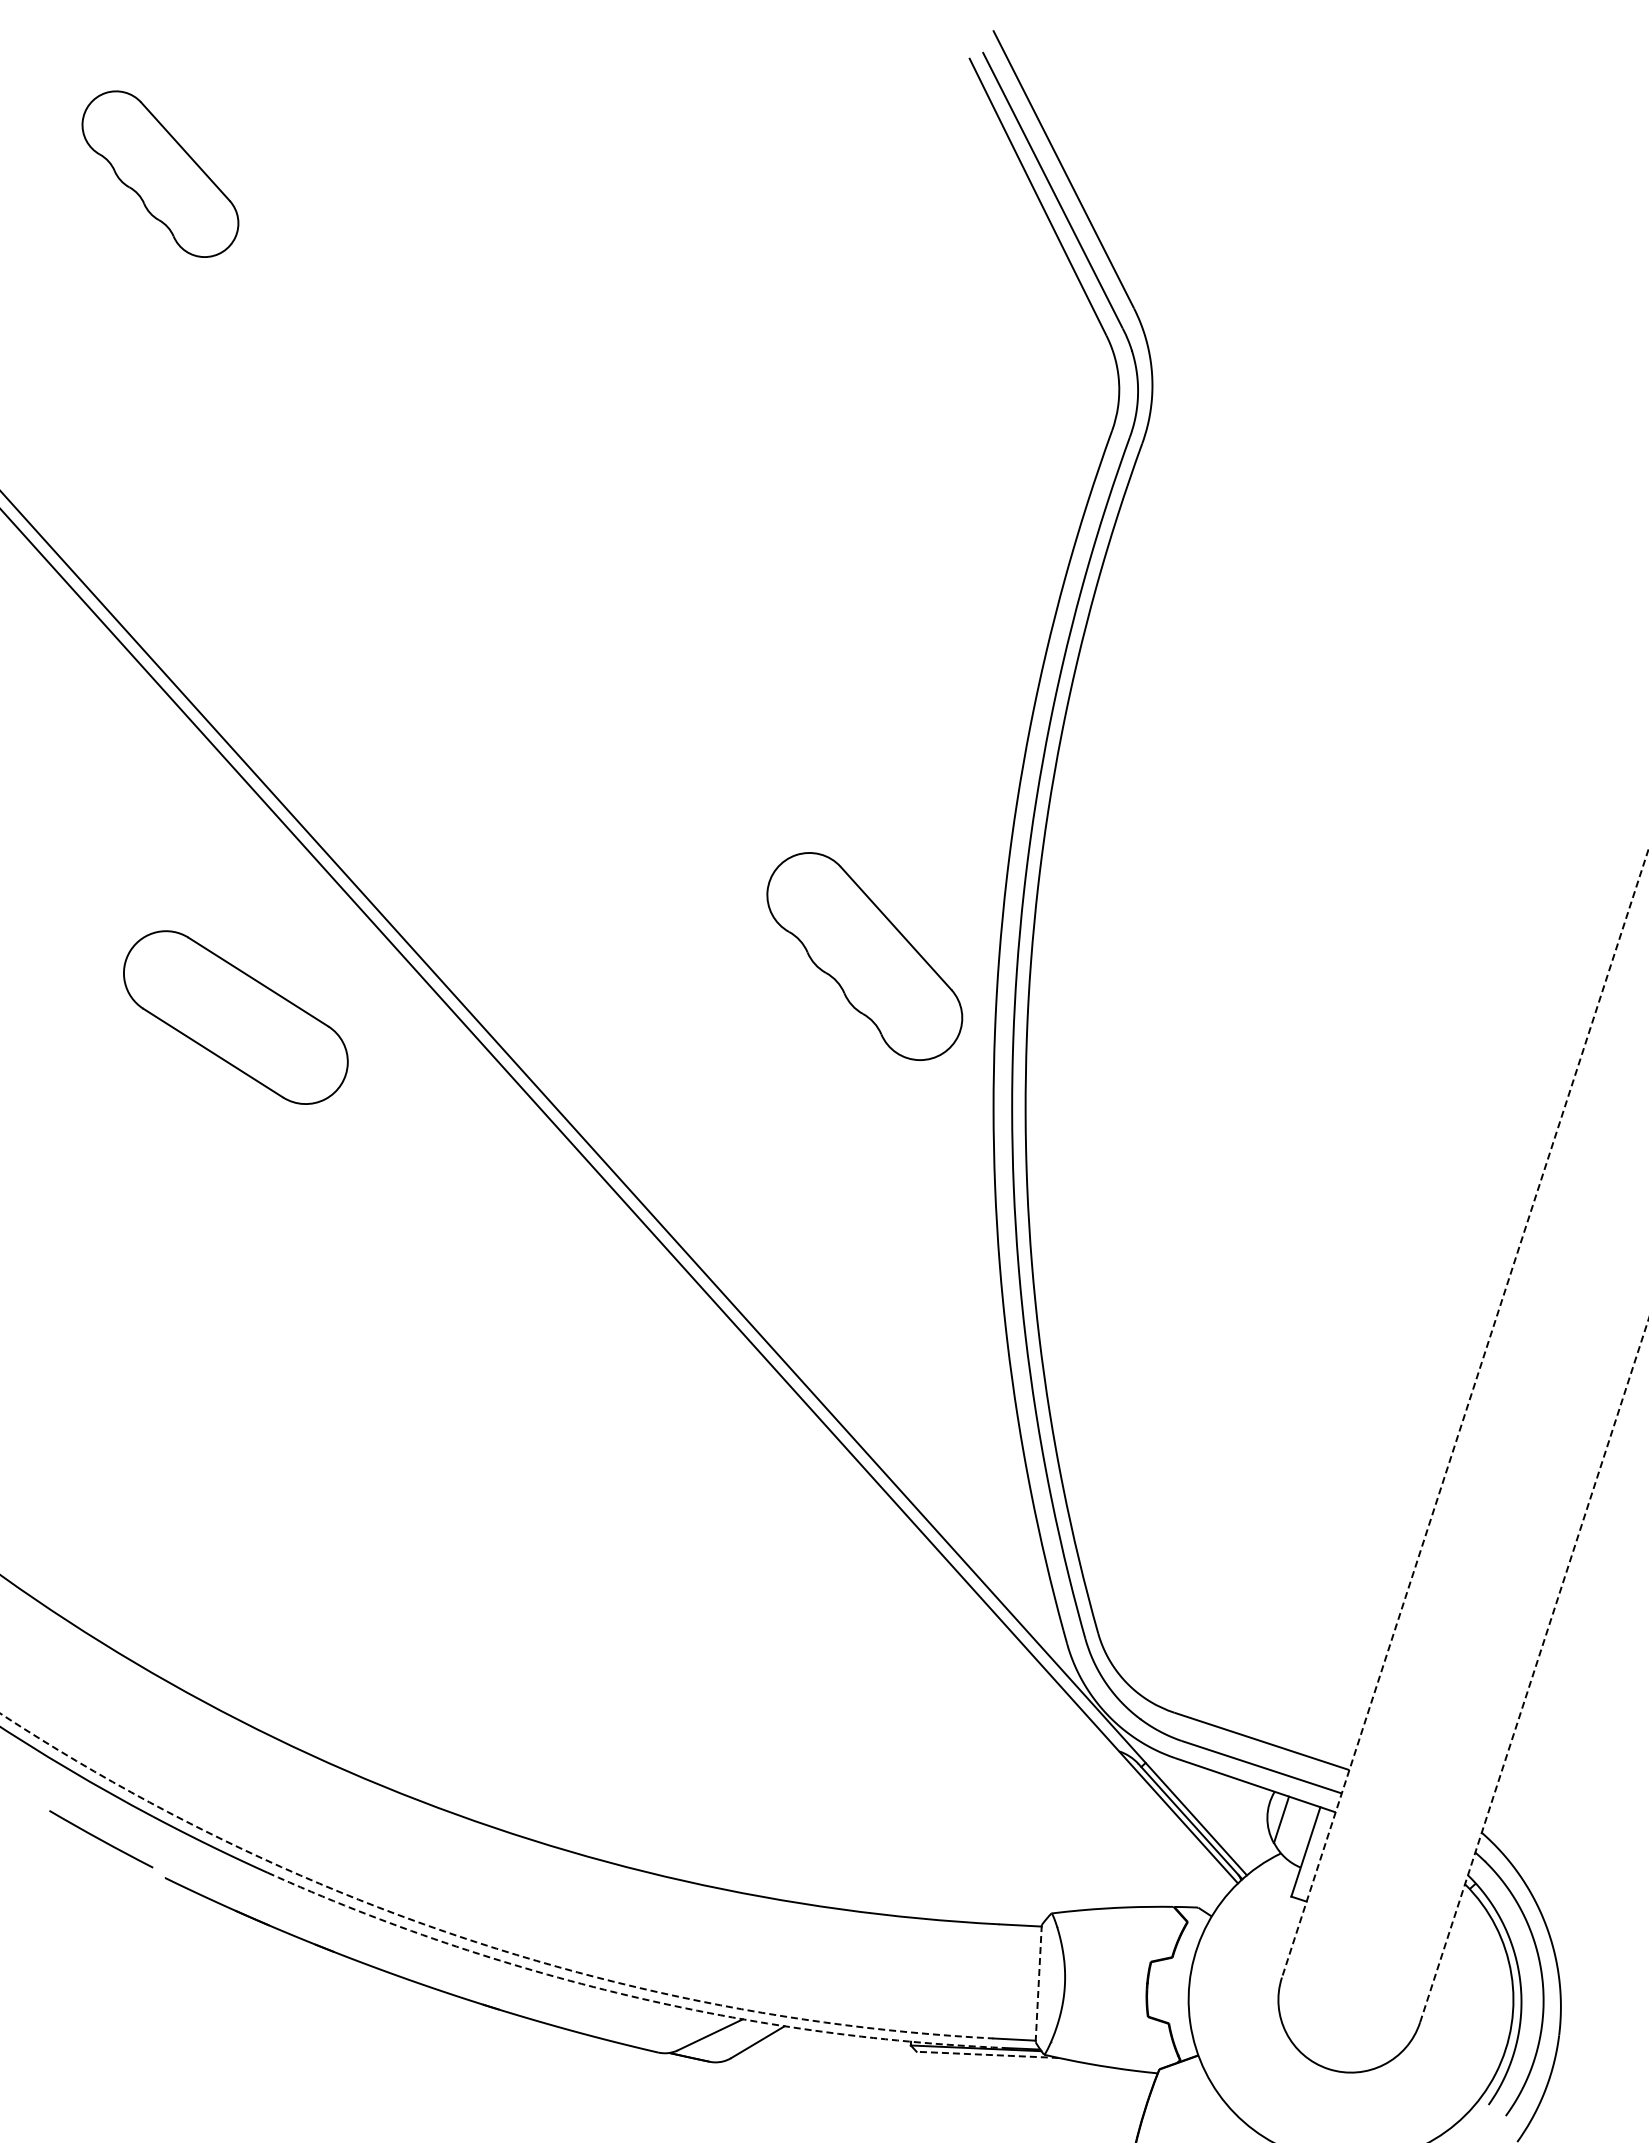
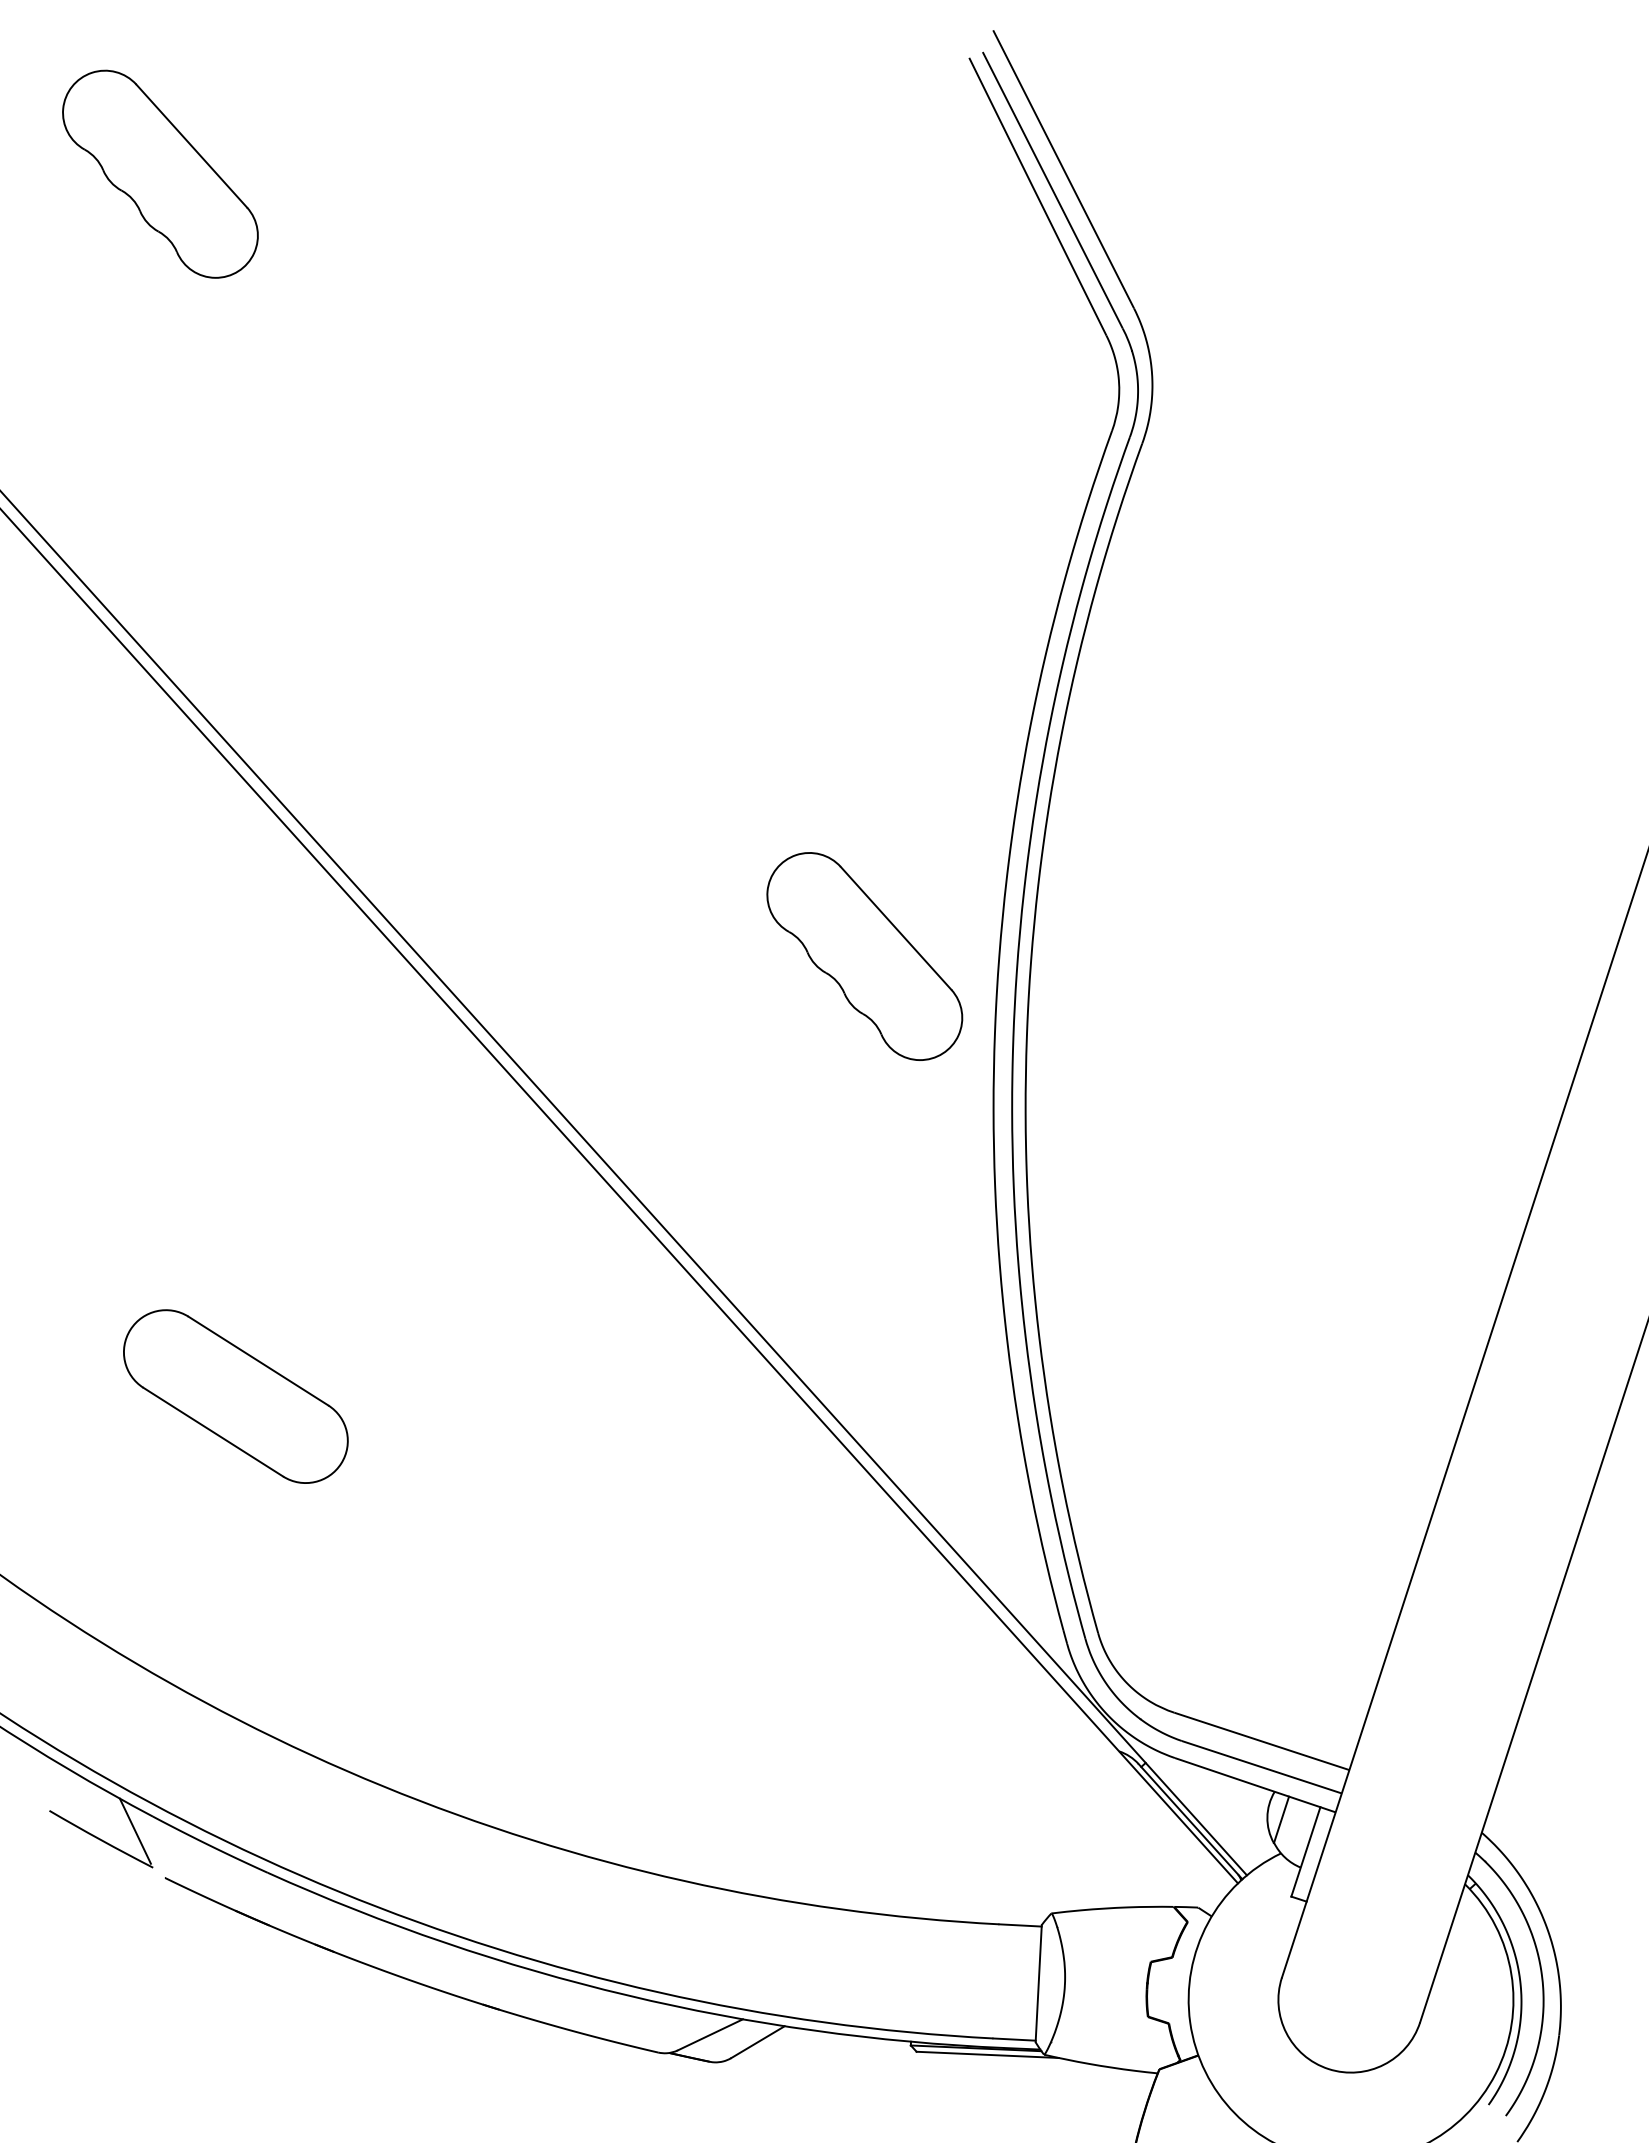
part size: 159x168 px -> 197x210 px (160, 173)
part position: (235, 1017) -> (235, 1396) (235, 1396)
line: dashed -> solid (1465, 1413)
line: dashed -> solid (1534, 1670)
line: none -> present (134, 1830)
arc: dashed -> solid (476, 1942)
line: dashed -> solid (1038, 1983)
arc: dashed -> solid (627, 1995)
line: dashed -> solid (987, 2054)
